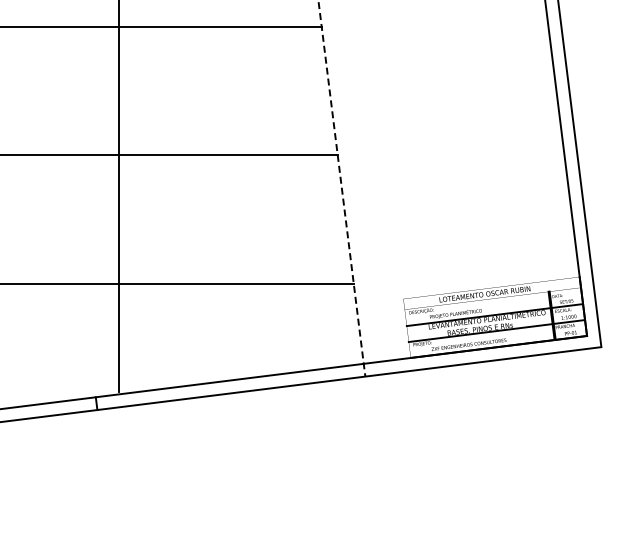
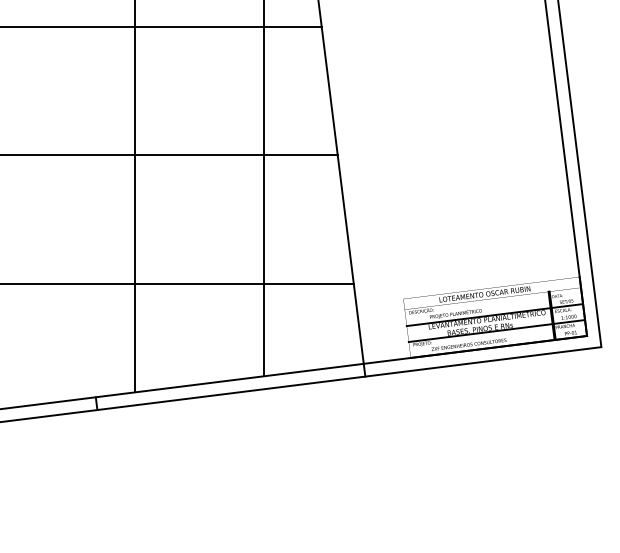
line: none -> present (263, 189)
line: dashed -> solid (341, 189)
line position: (119, 197) -> (135, 197) (135, 197)
